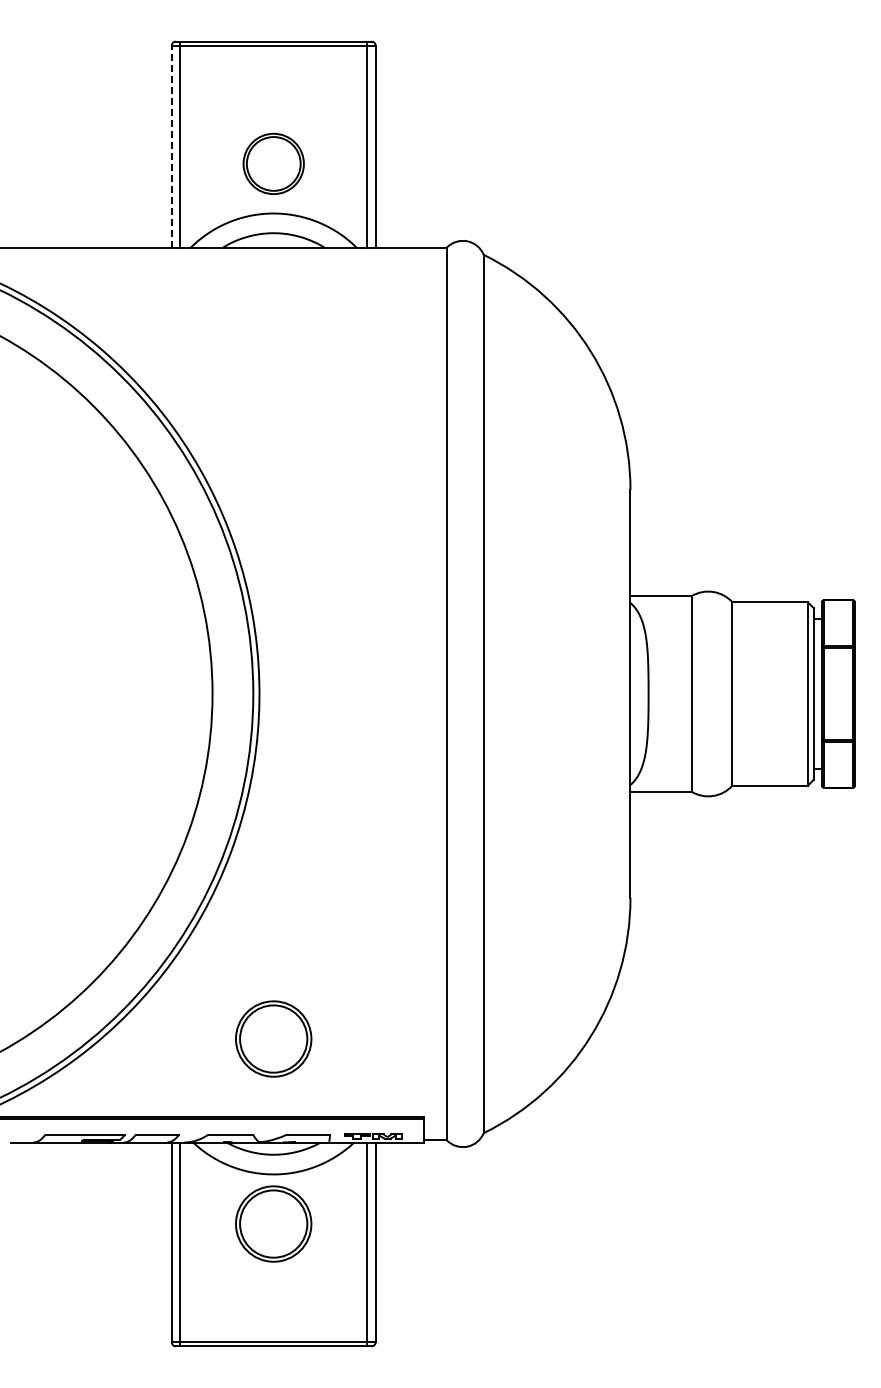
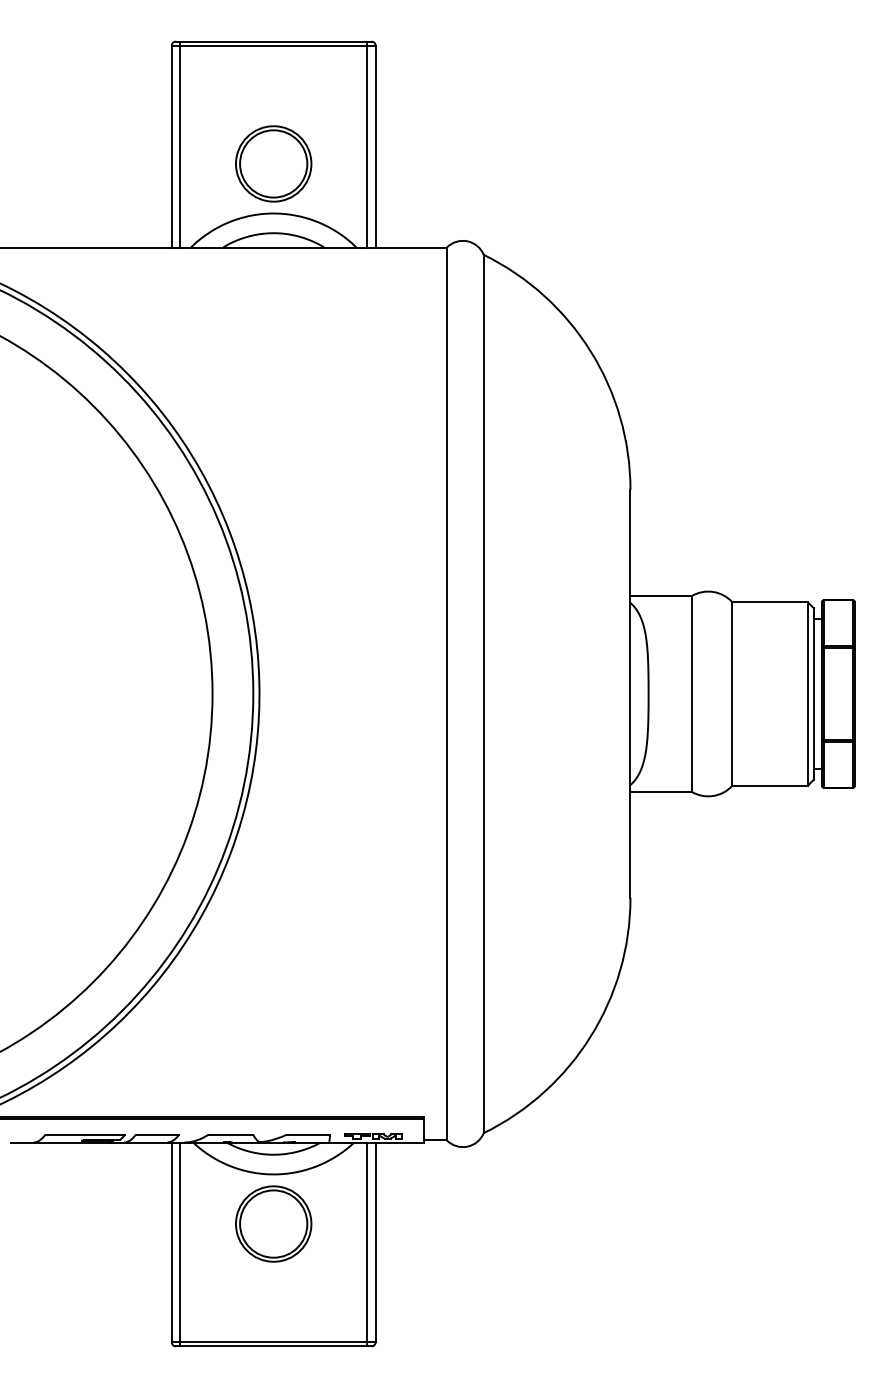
line: dashed -> solid (171, 146)
part size: 63x63 px -> 78x78 px (273, 163)
part: present -> none (273, 1038)
